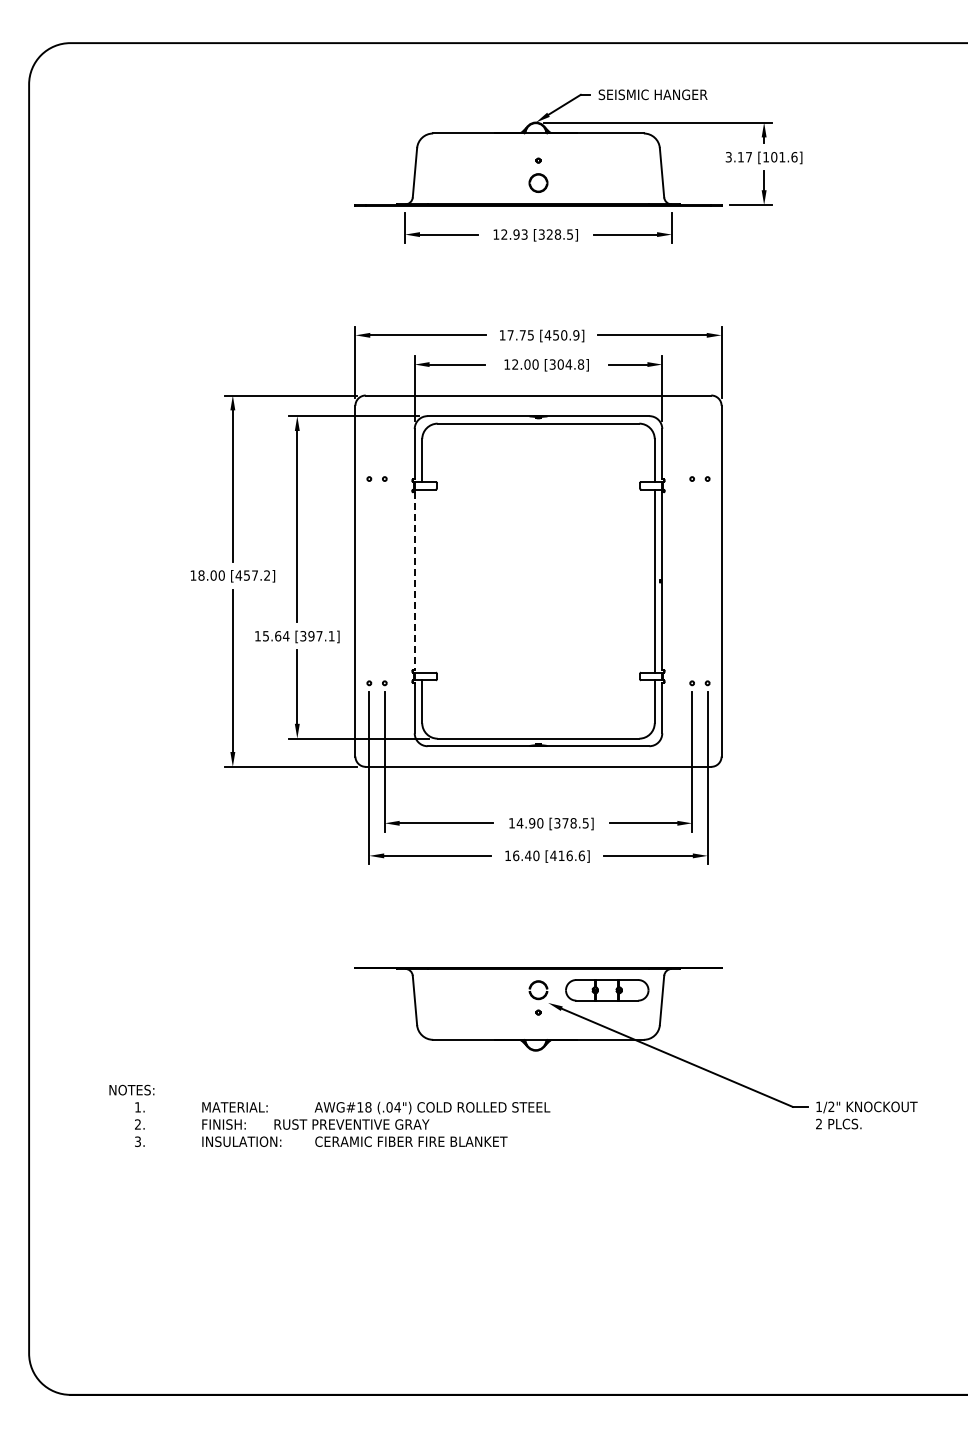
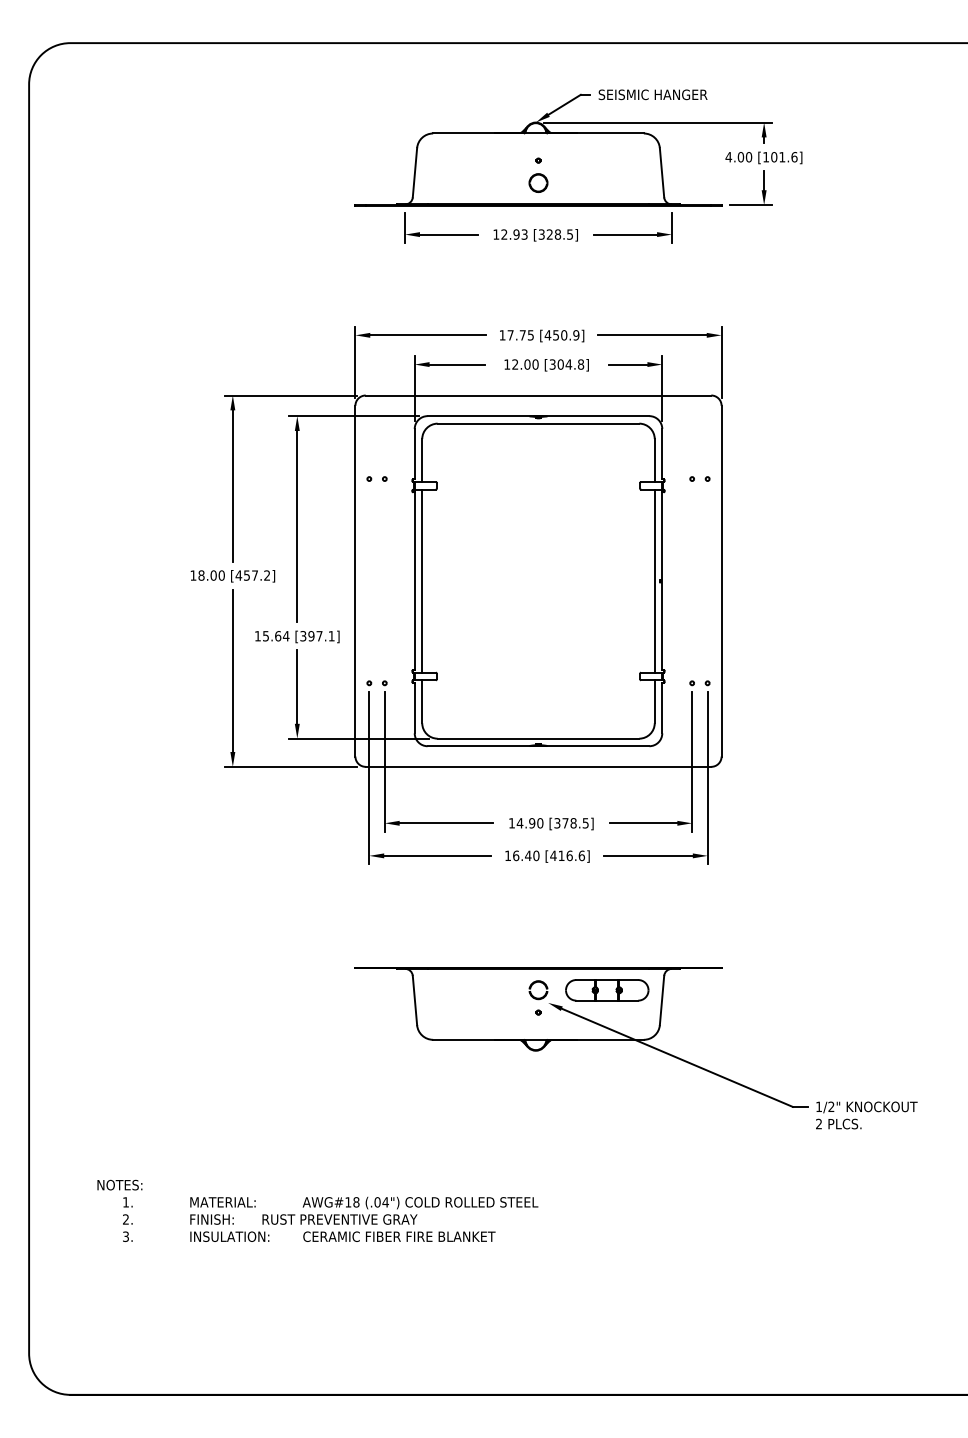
text: 3.17 -> 4.00 (738, 157)
line: none -> present (422, 580)
line: dashed -> solid (414, 581)
text position: (329, 1115) -> (317, 1210) (317, 1210)
